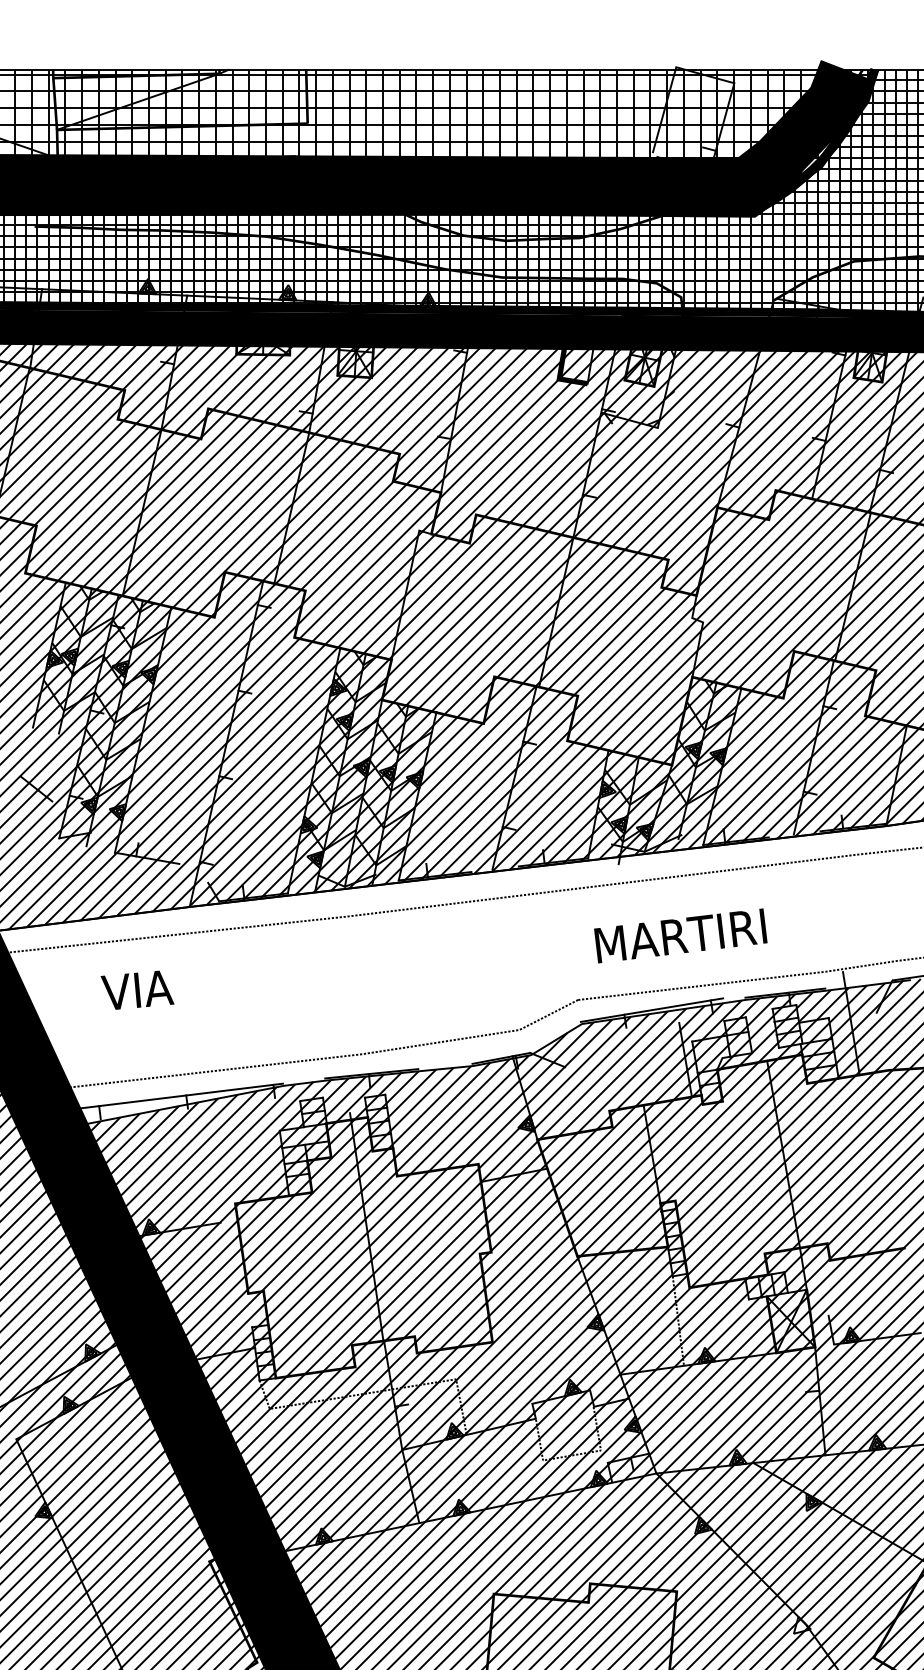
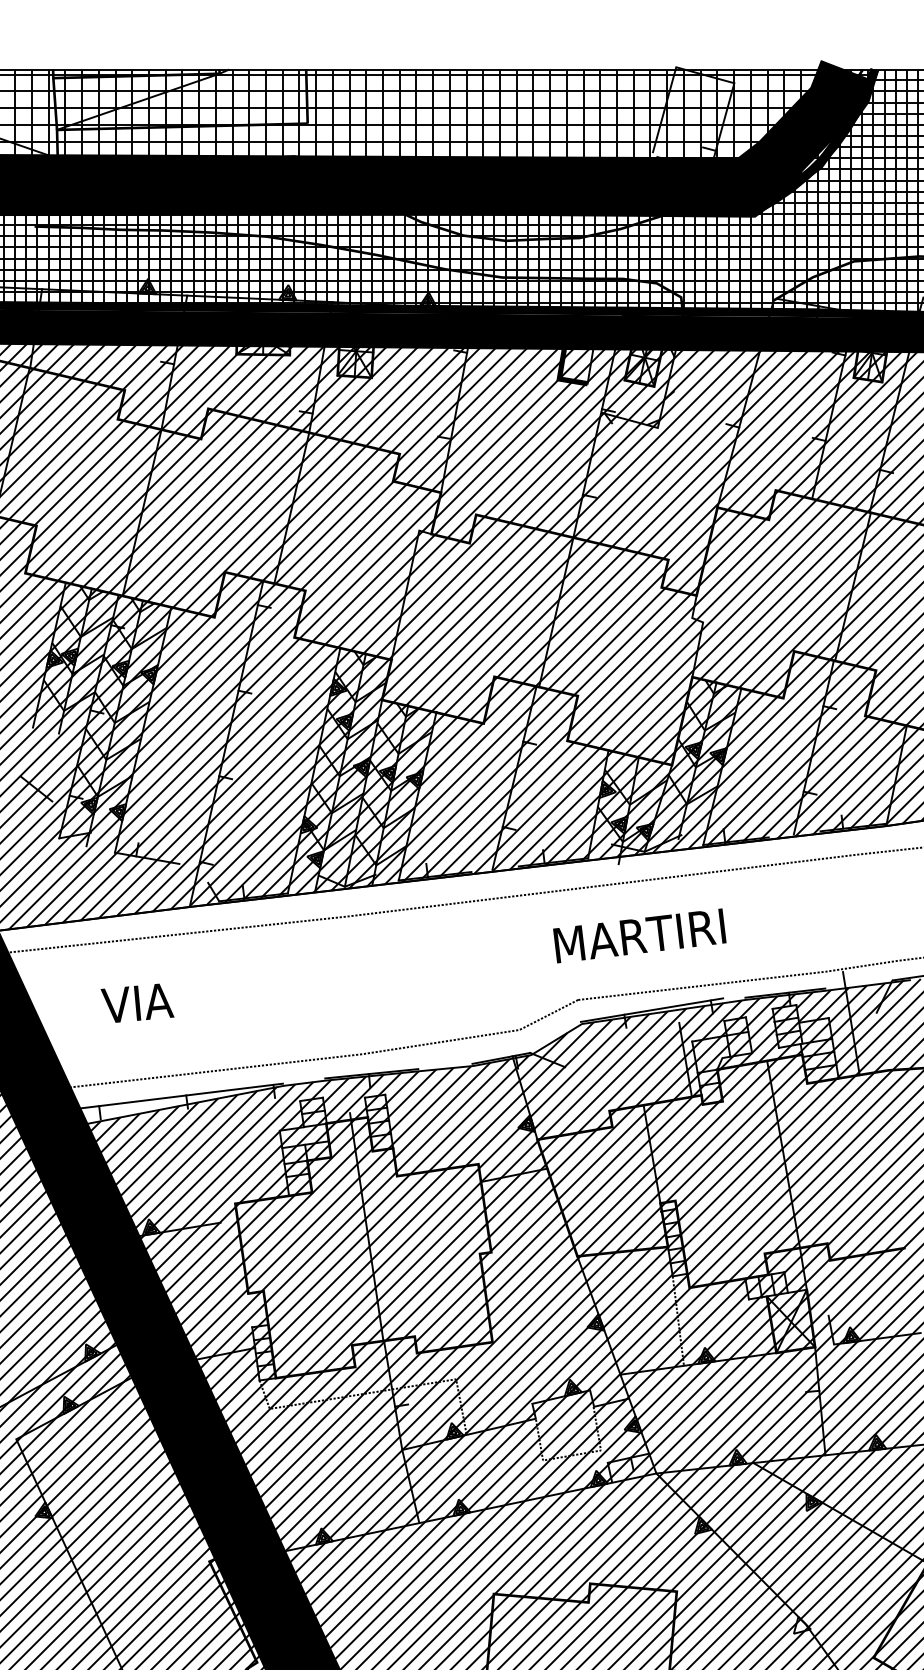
text position: (680, 935) -> (639, 935) (639, 935)
text position: (137, 989) -> (137, 1002) (137, 1002)
